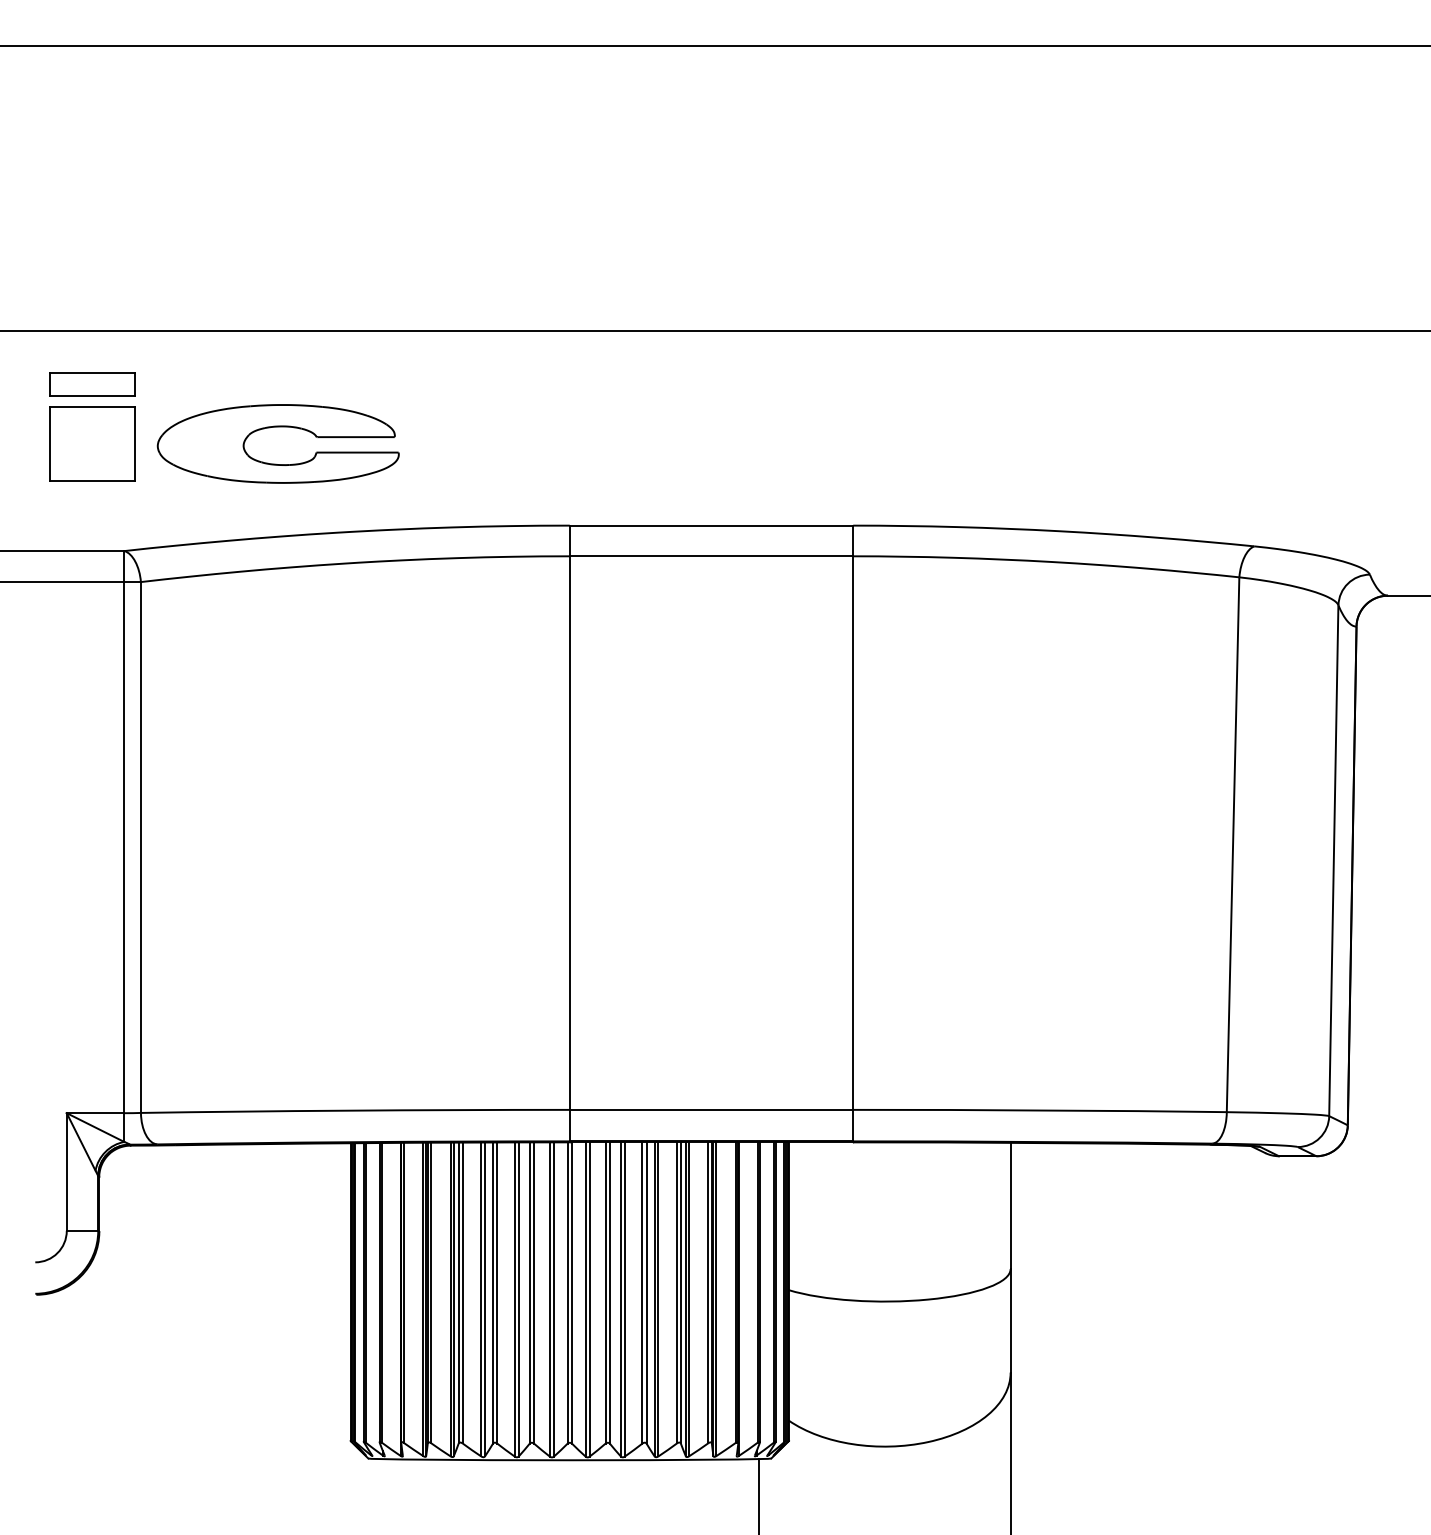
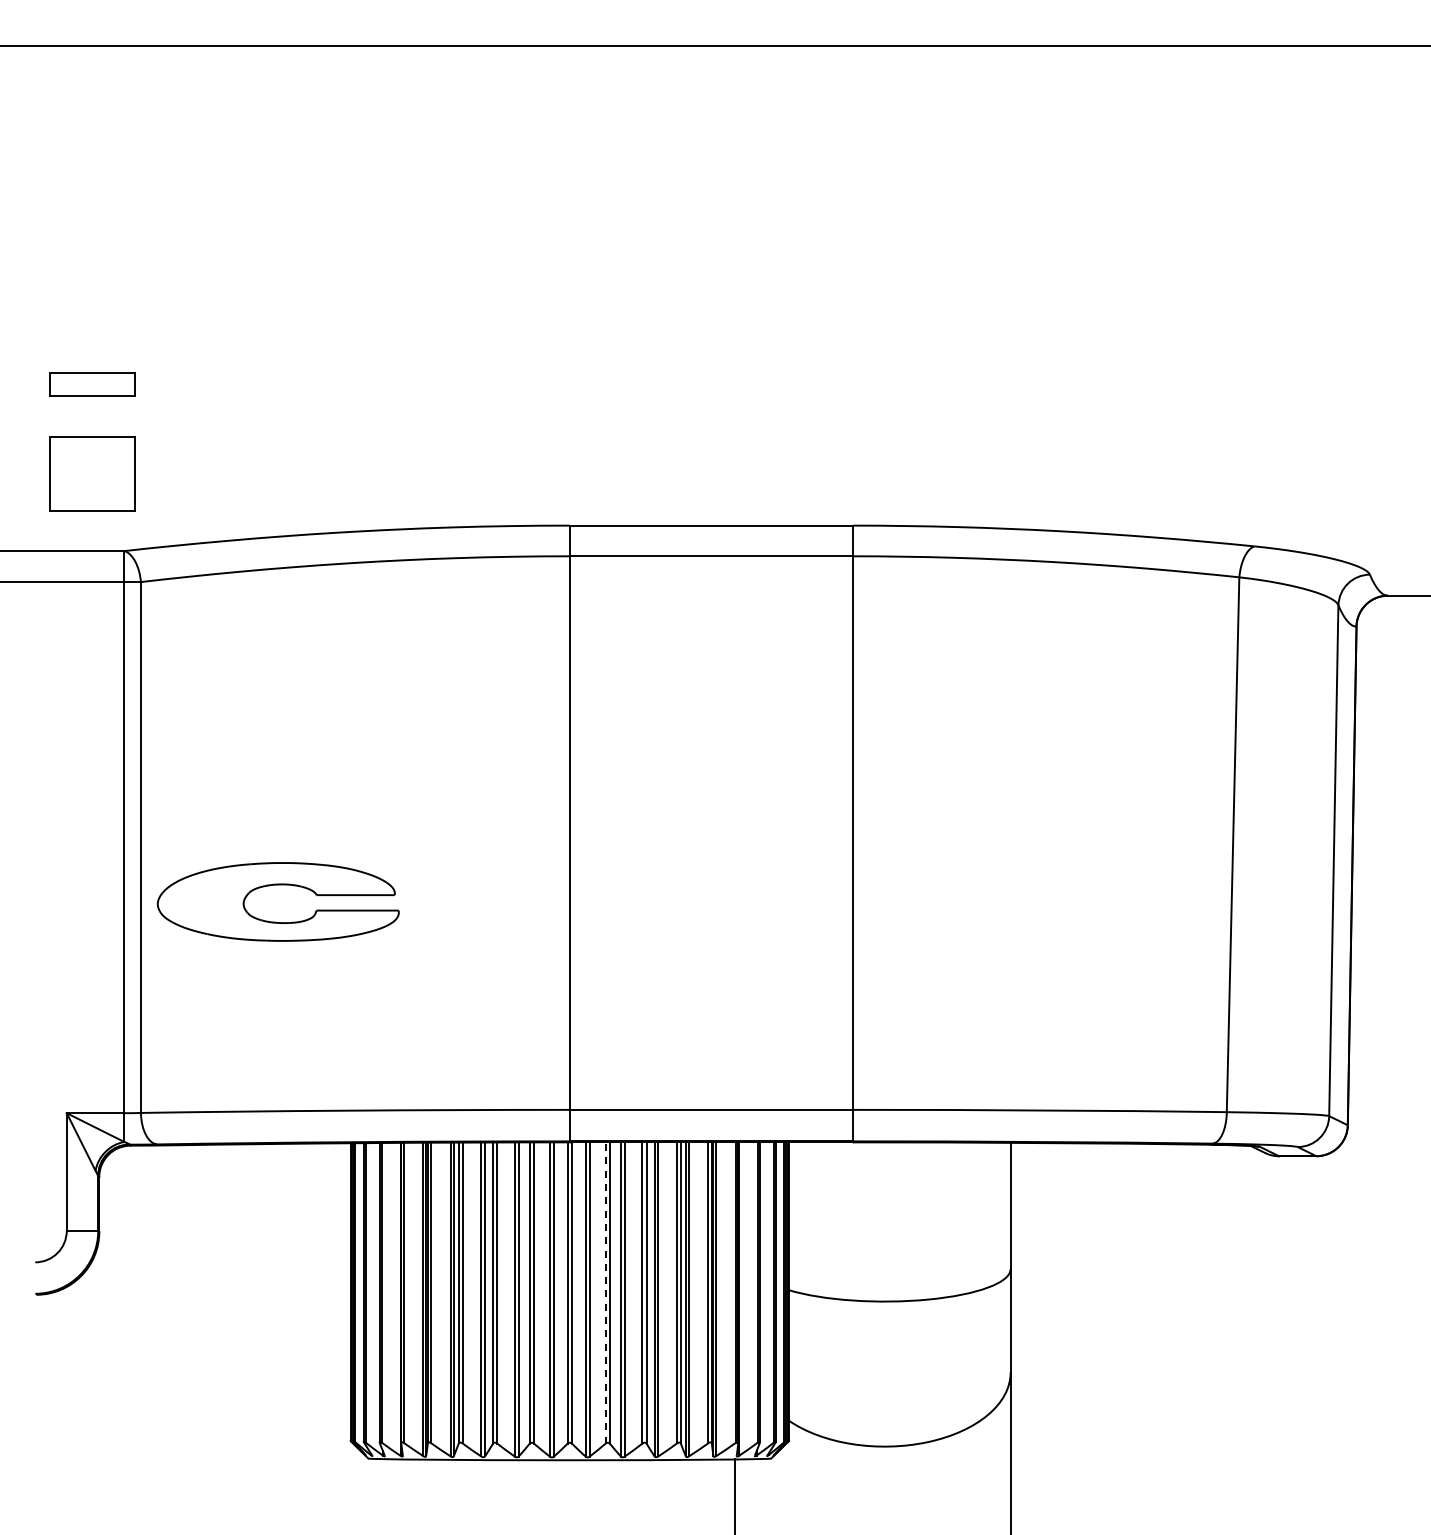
line: present -> none (714, 331)
part position: (277, 427) -> (277, 885) (277, 885)
part position: (92, 443) -> (92, 473) (92, 473)
line: solid -> dashed (605, 1293)
line position: (758, 1495) -> (734, 1495) (734, 1495)
